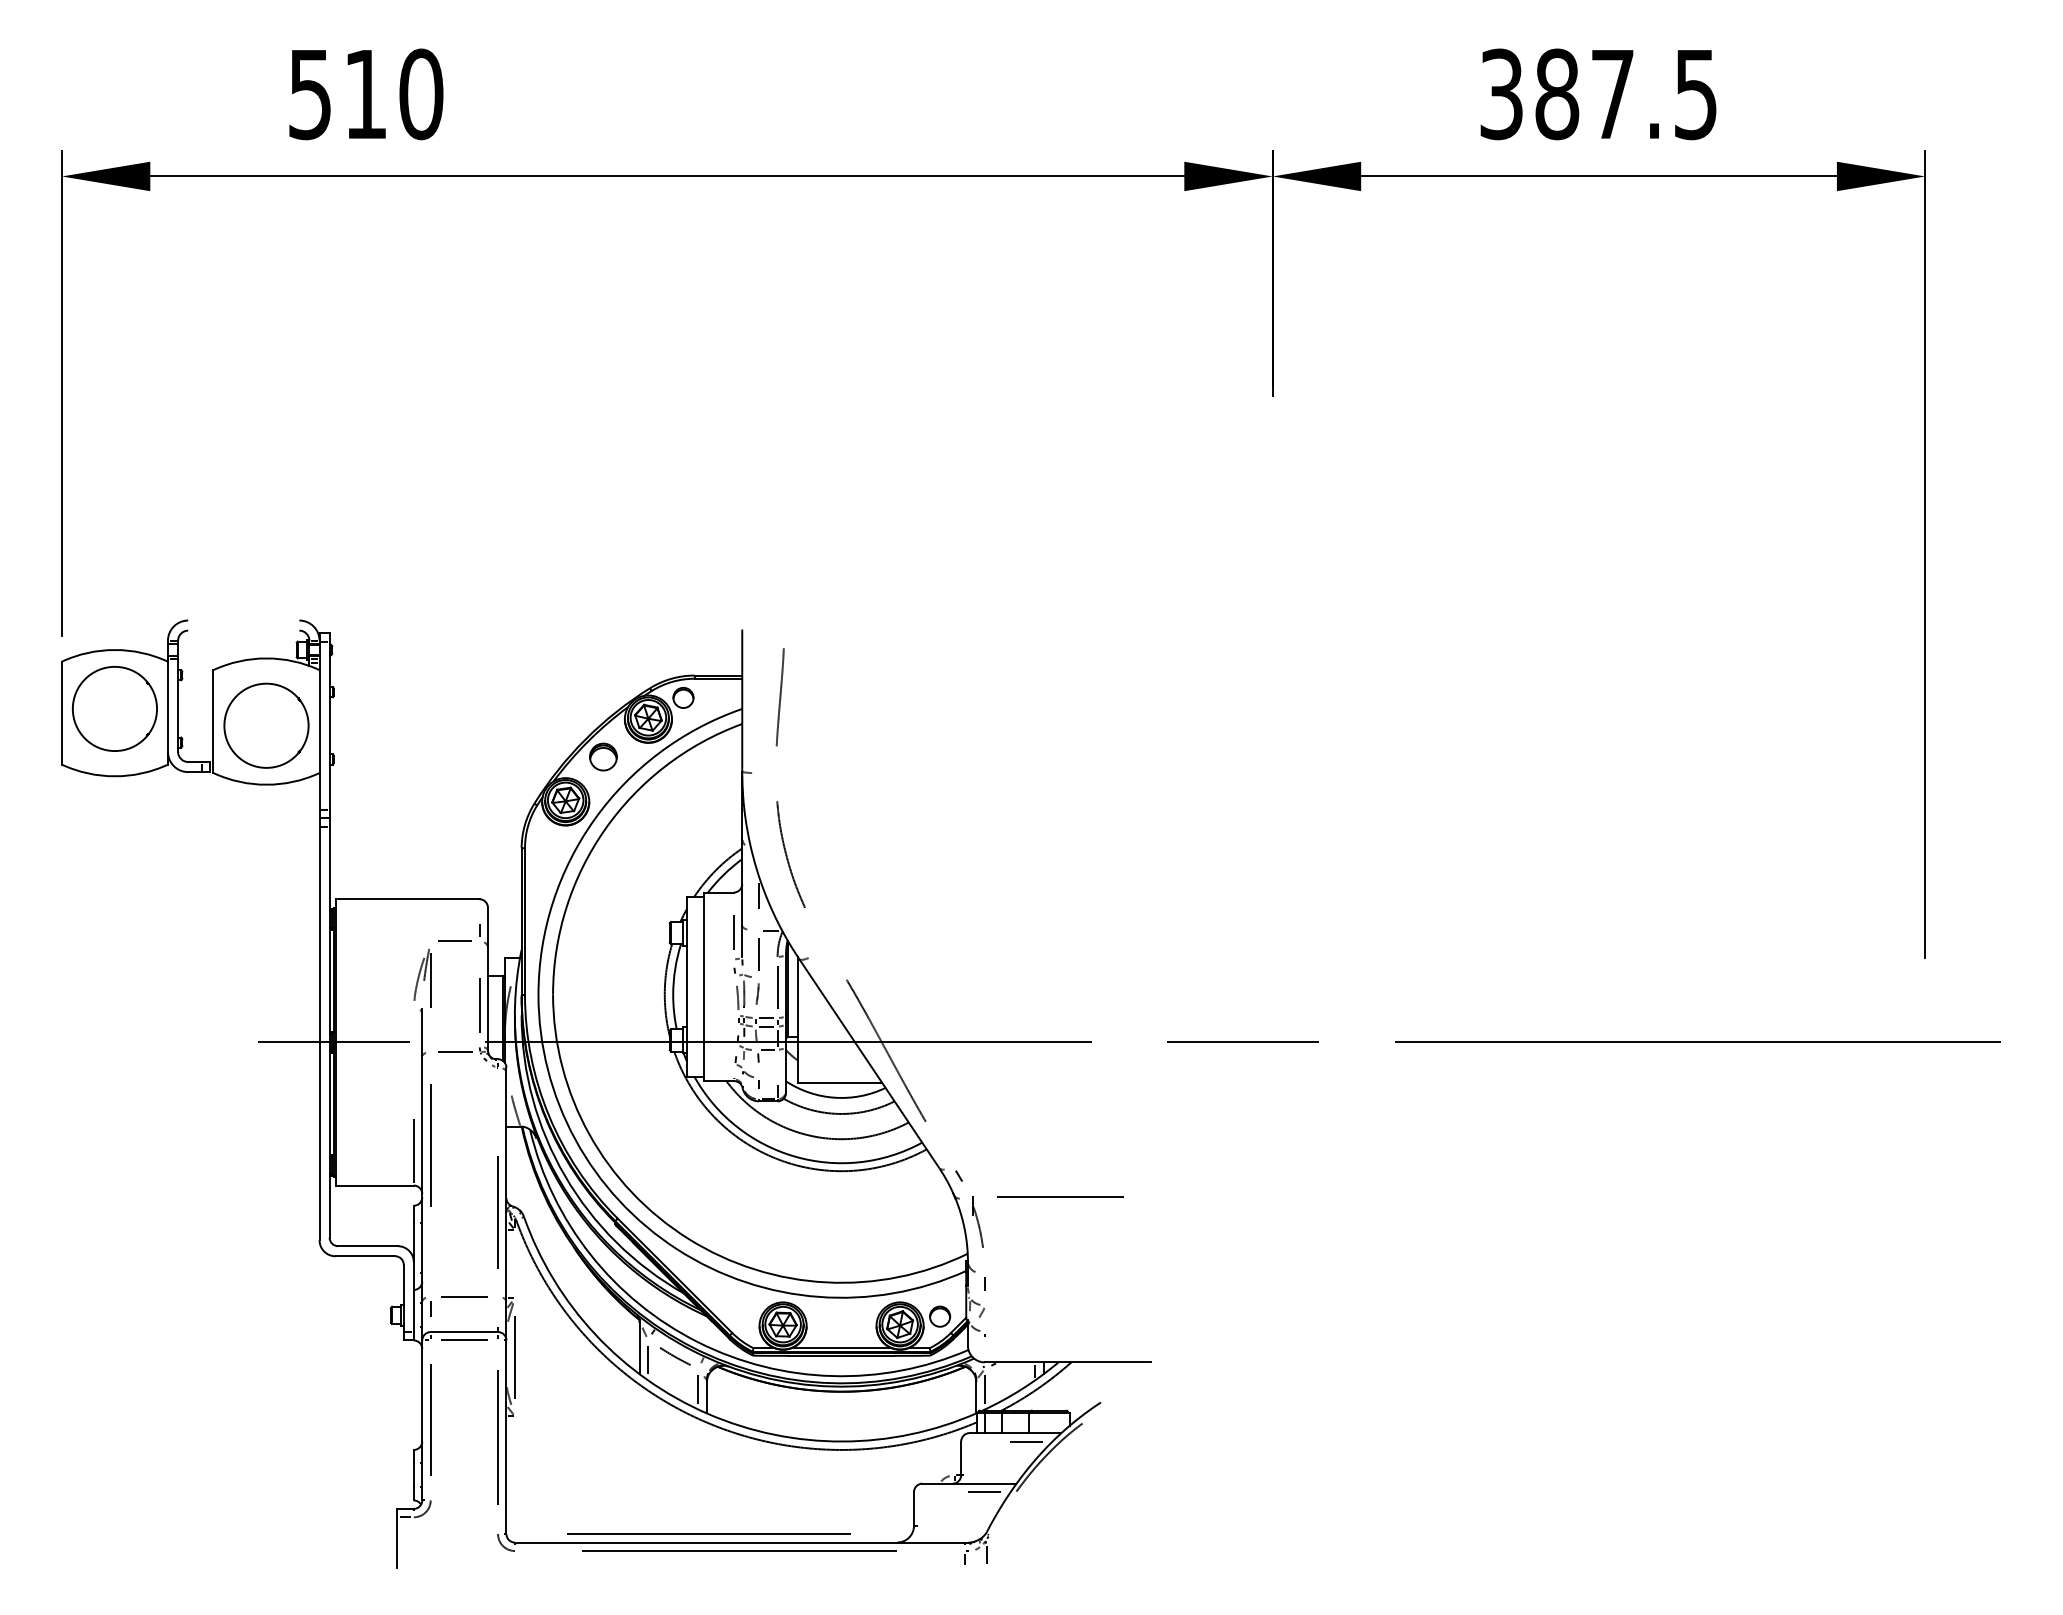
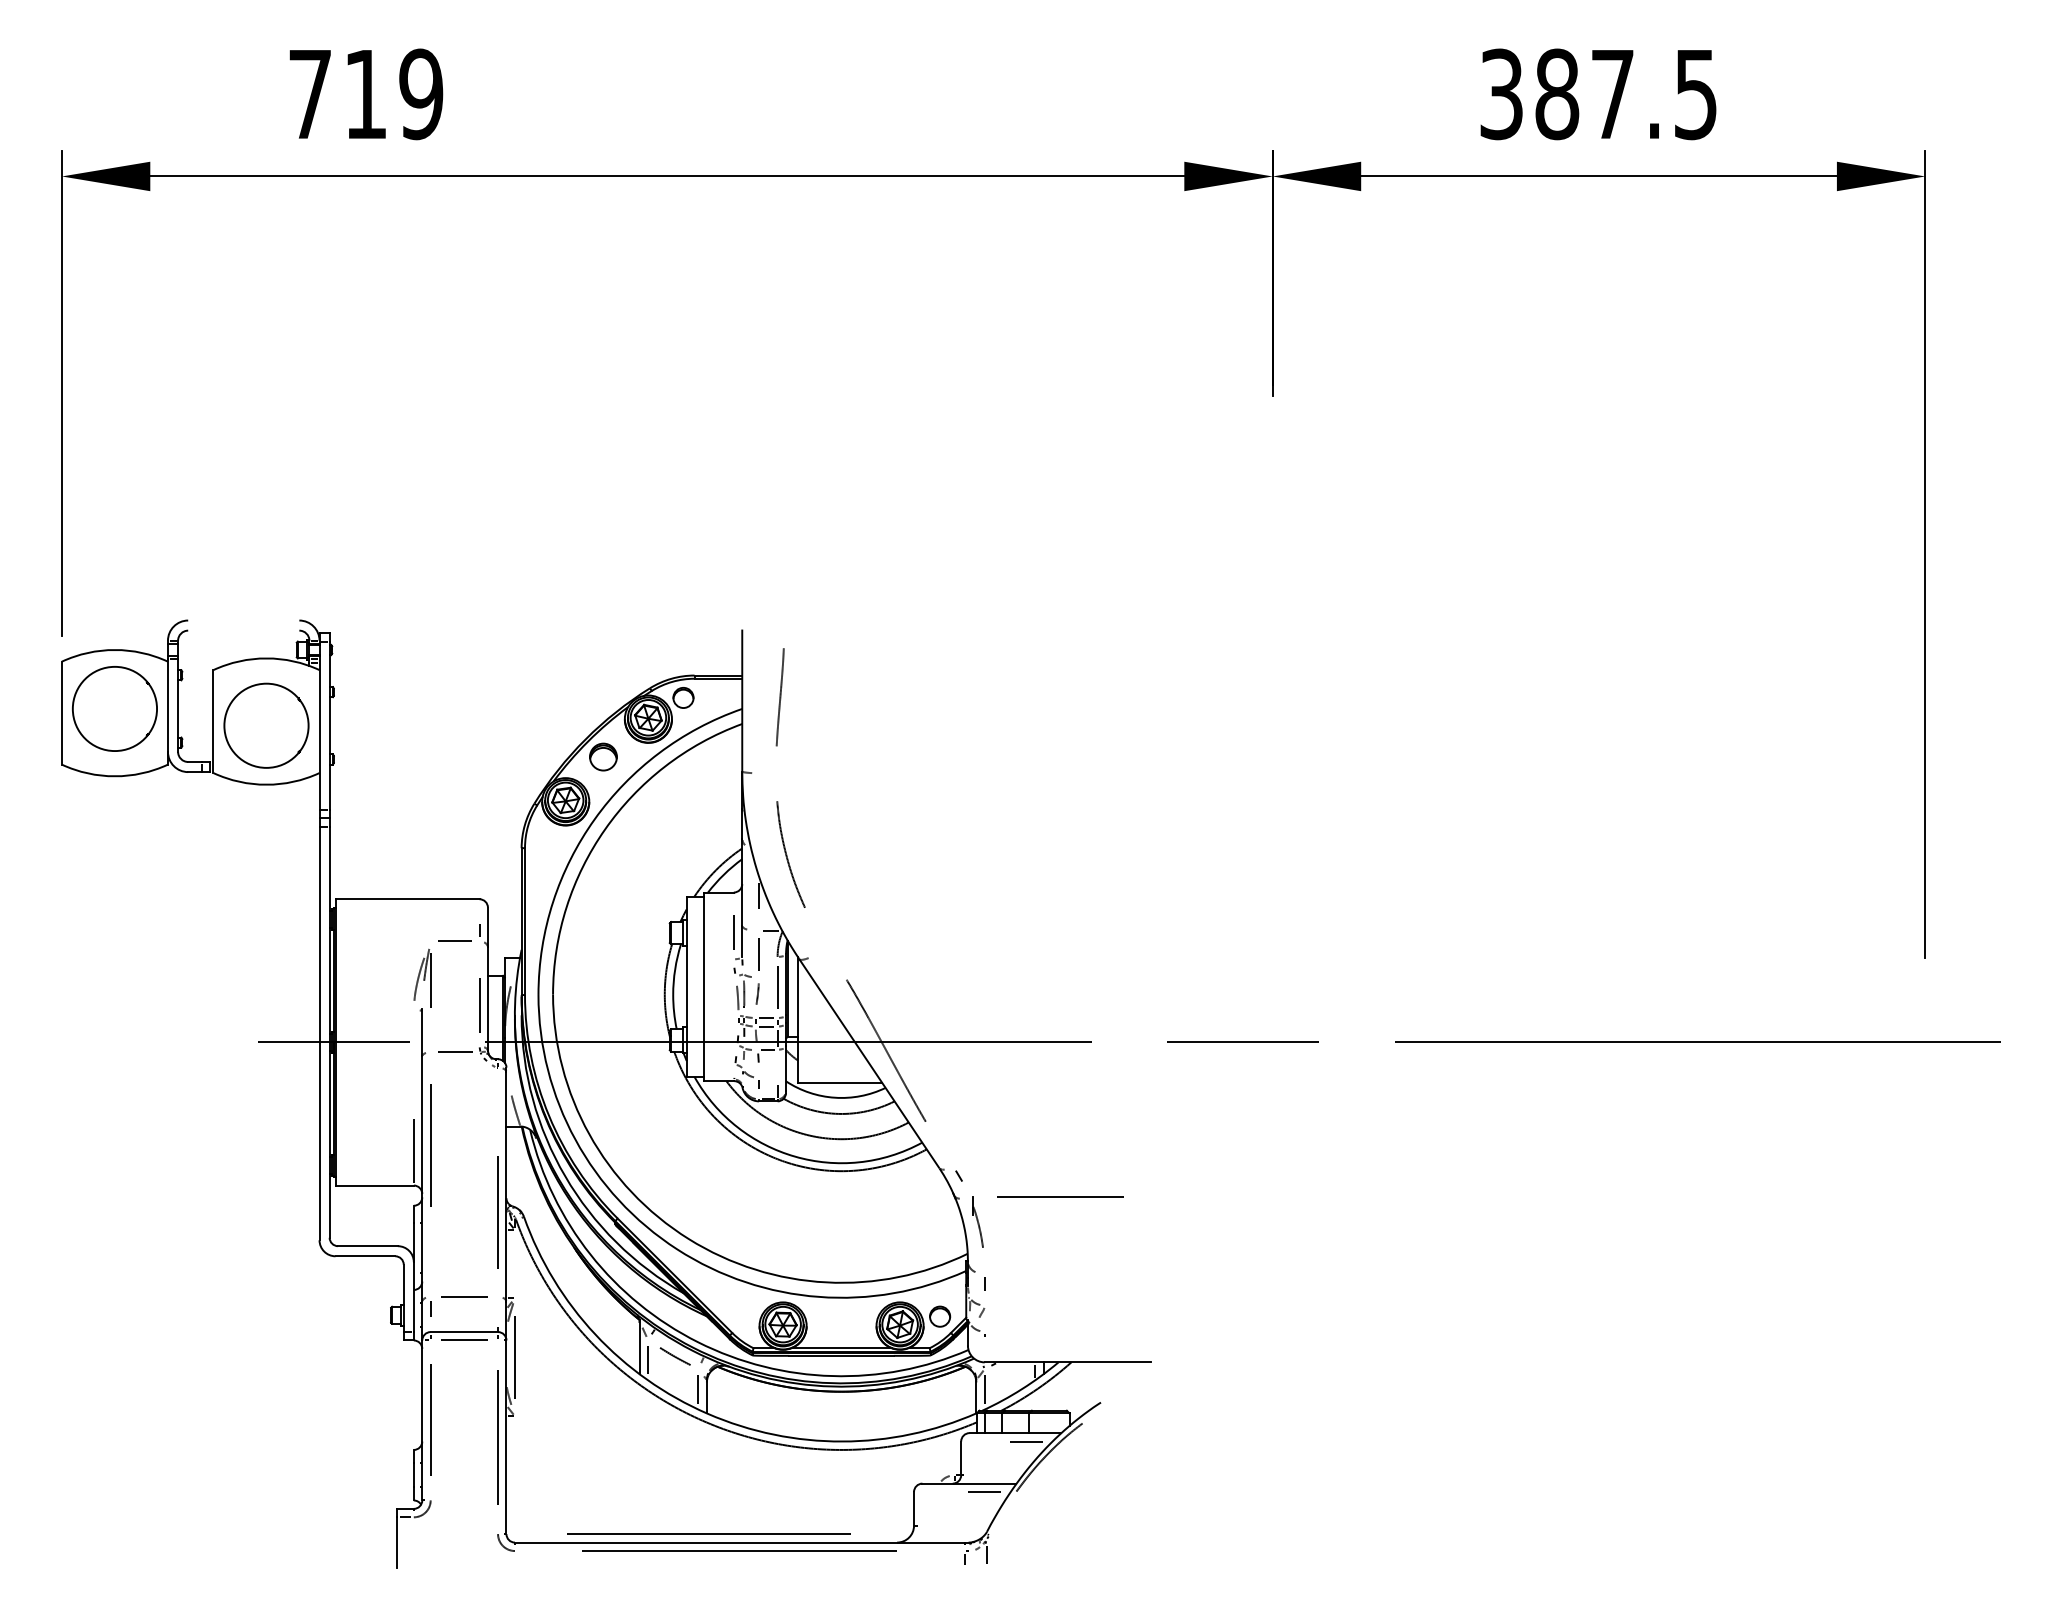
text: 510 -> 719 (366, 94)
